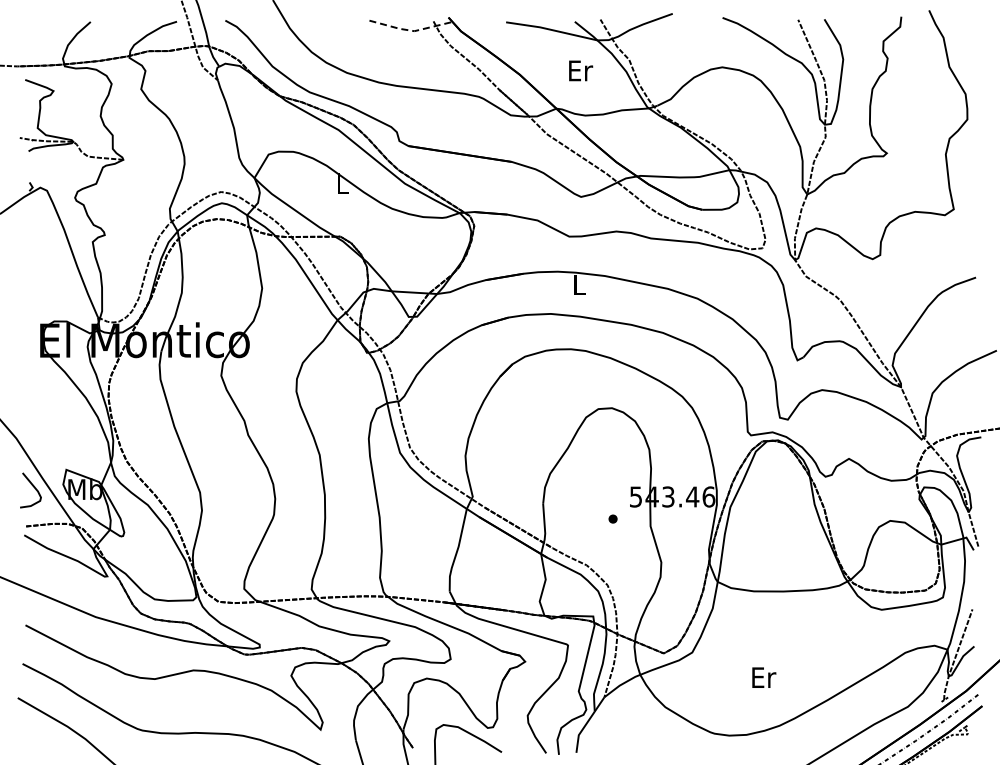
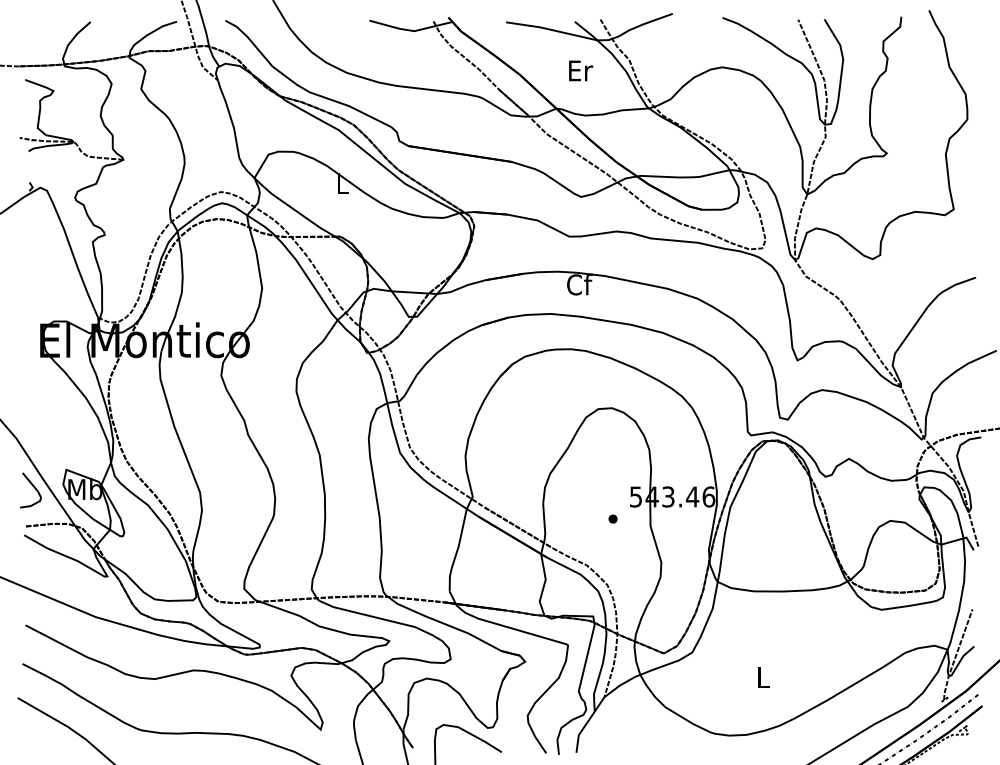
line: dashed -> solid (411, 30)
text: L -> Cf (579, 284)
text: Er -> L (764, 677)
